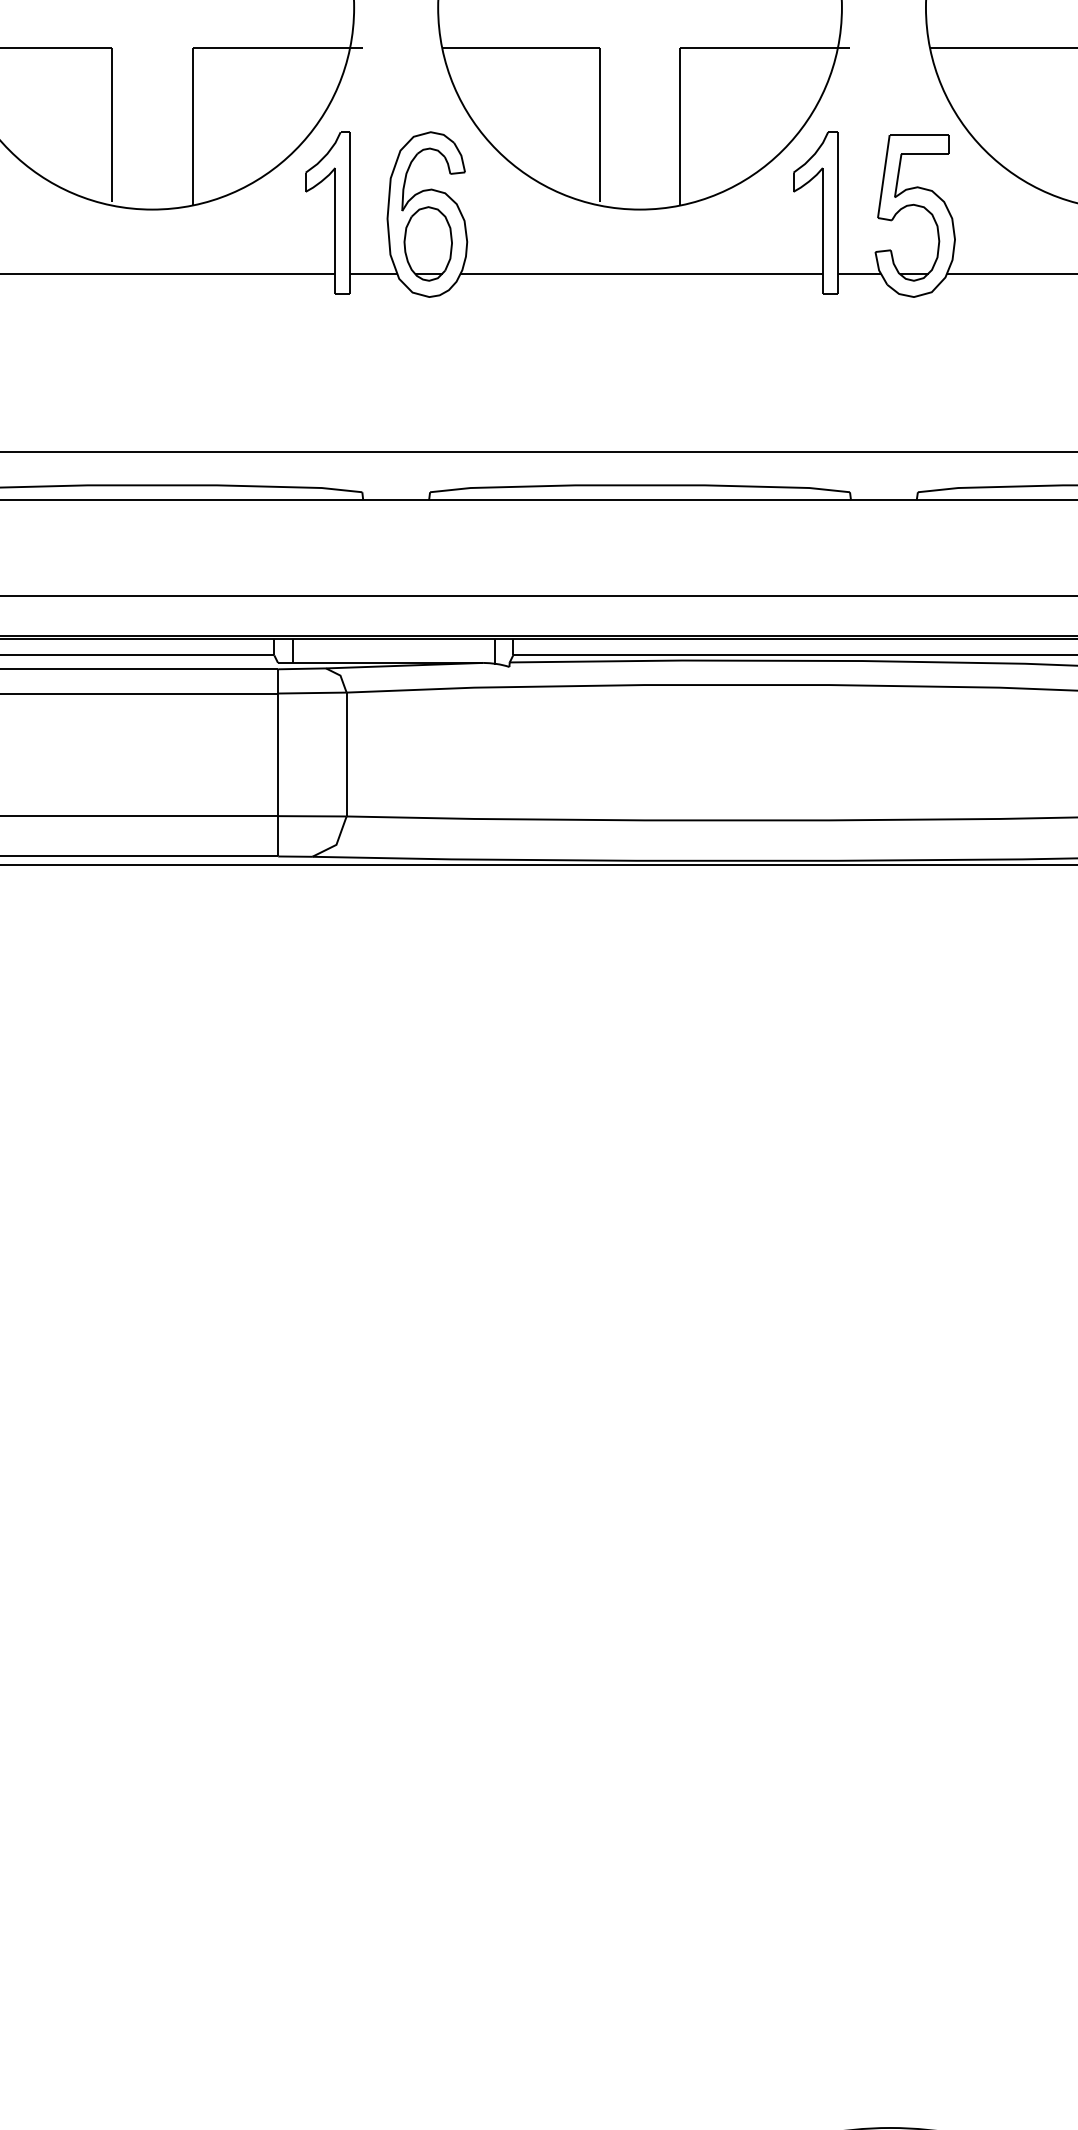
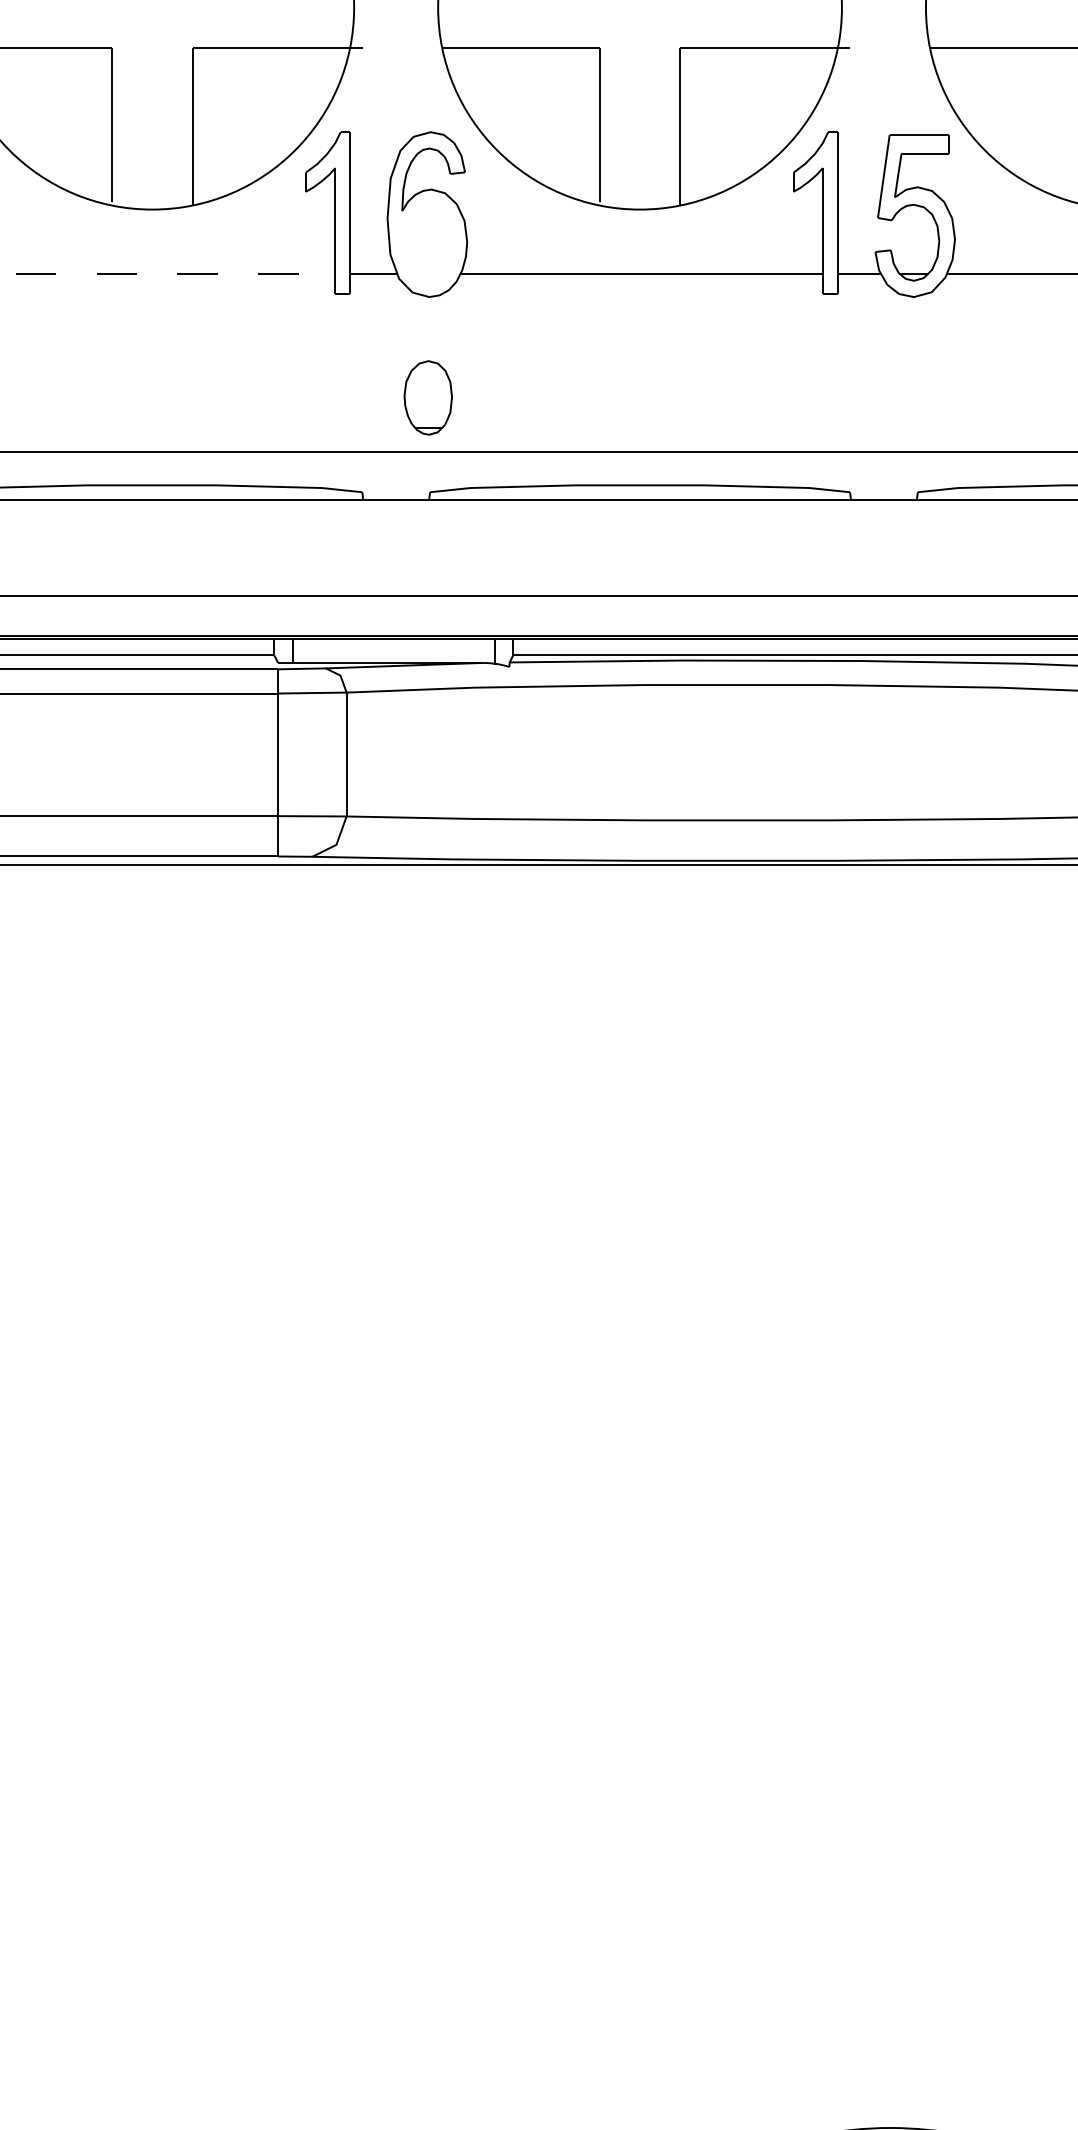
part position: (427, 243) -> (427, 397) (427, 397)
line: solid -> dashed (167, 274)
